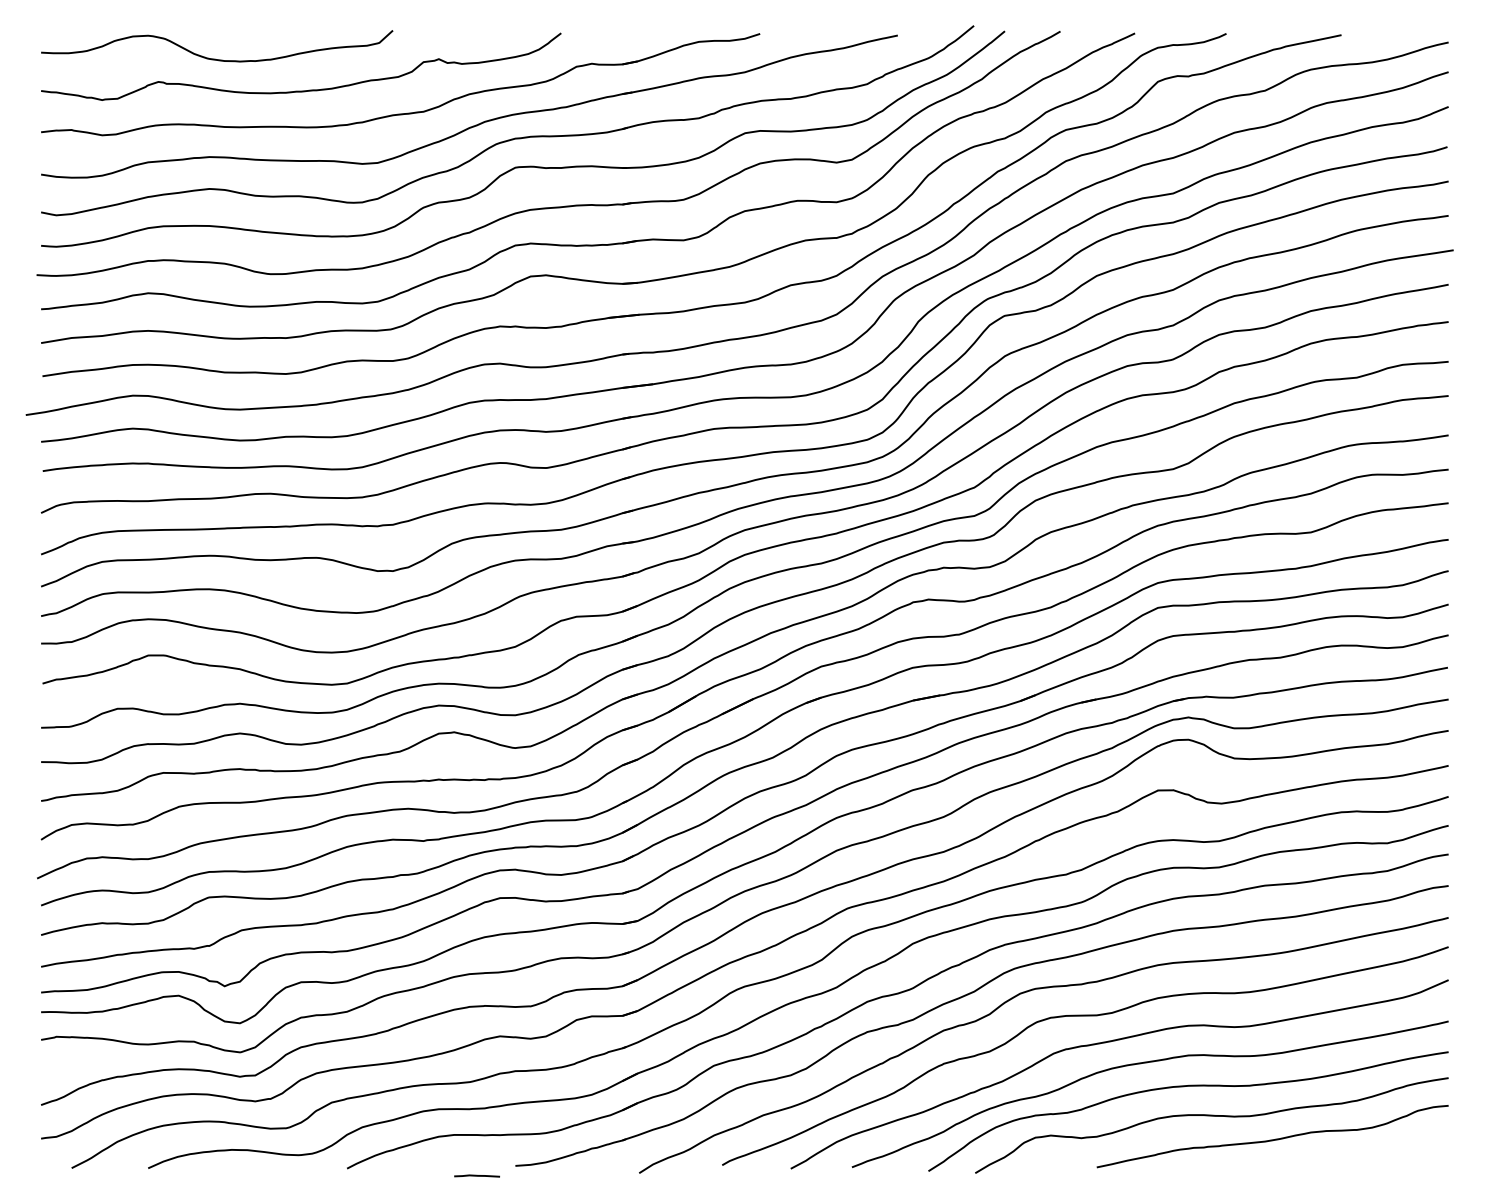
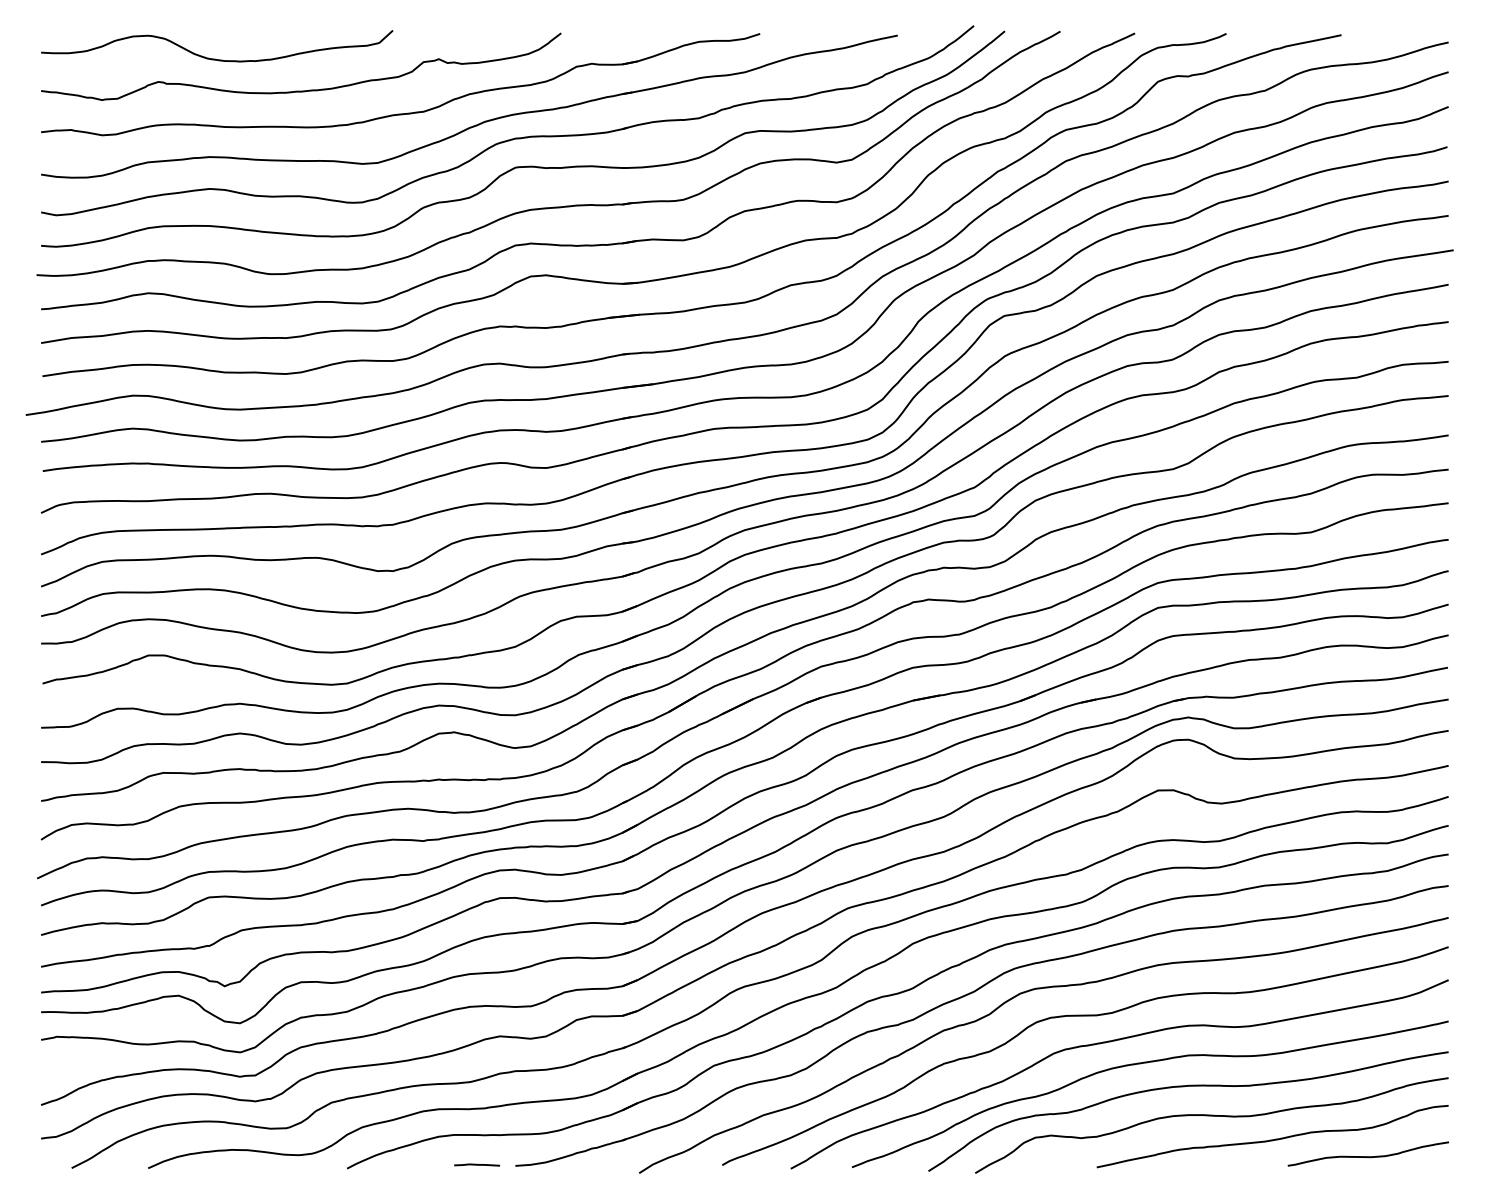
curve: none -> present (1367, 1156)
line position: (476, 1175) -> (476, 1164) (476, 1164)
